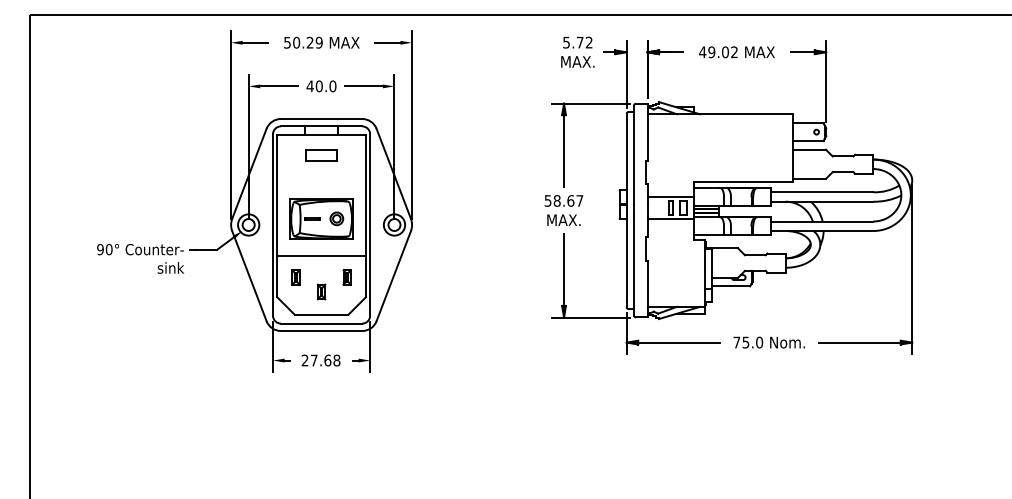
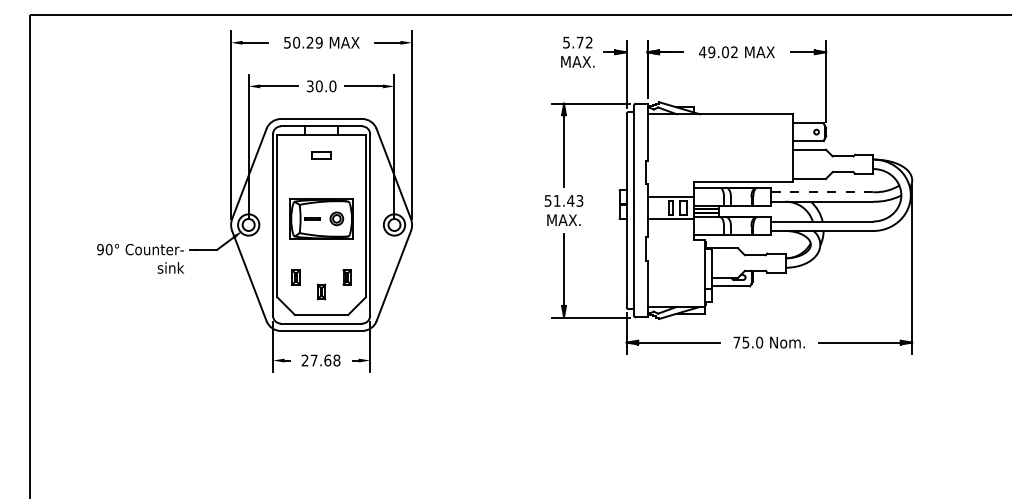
text: 40.0 -> 30.0 (309, 86)
part size: 33x13 px -> 21x9 px (321, 155)
line: solid -> dashed (822, 192)
text: 58.67 -> 51.43 (568, 200)
line: present -> none (321, 255)
